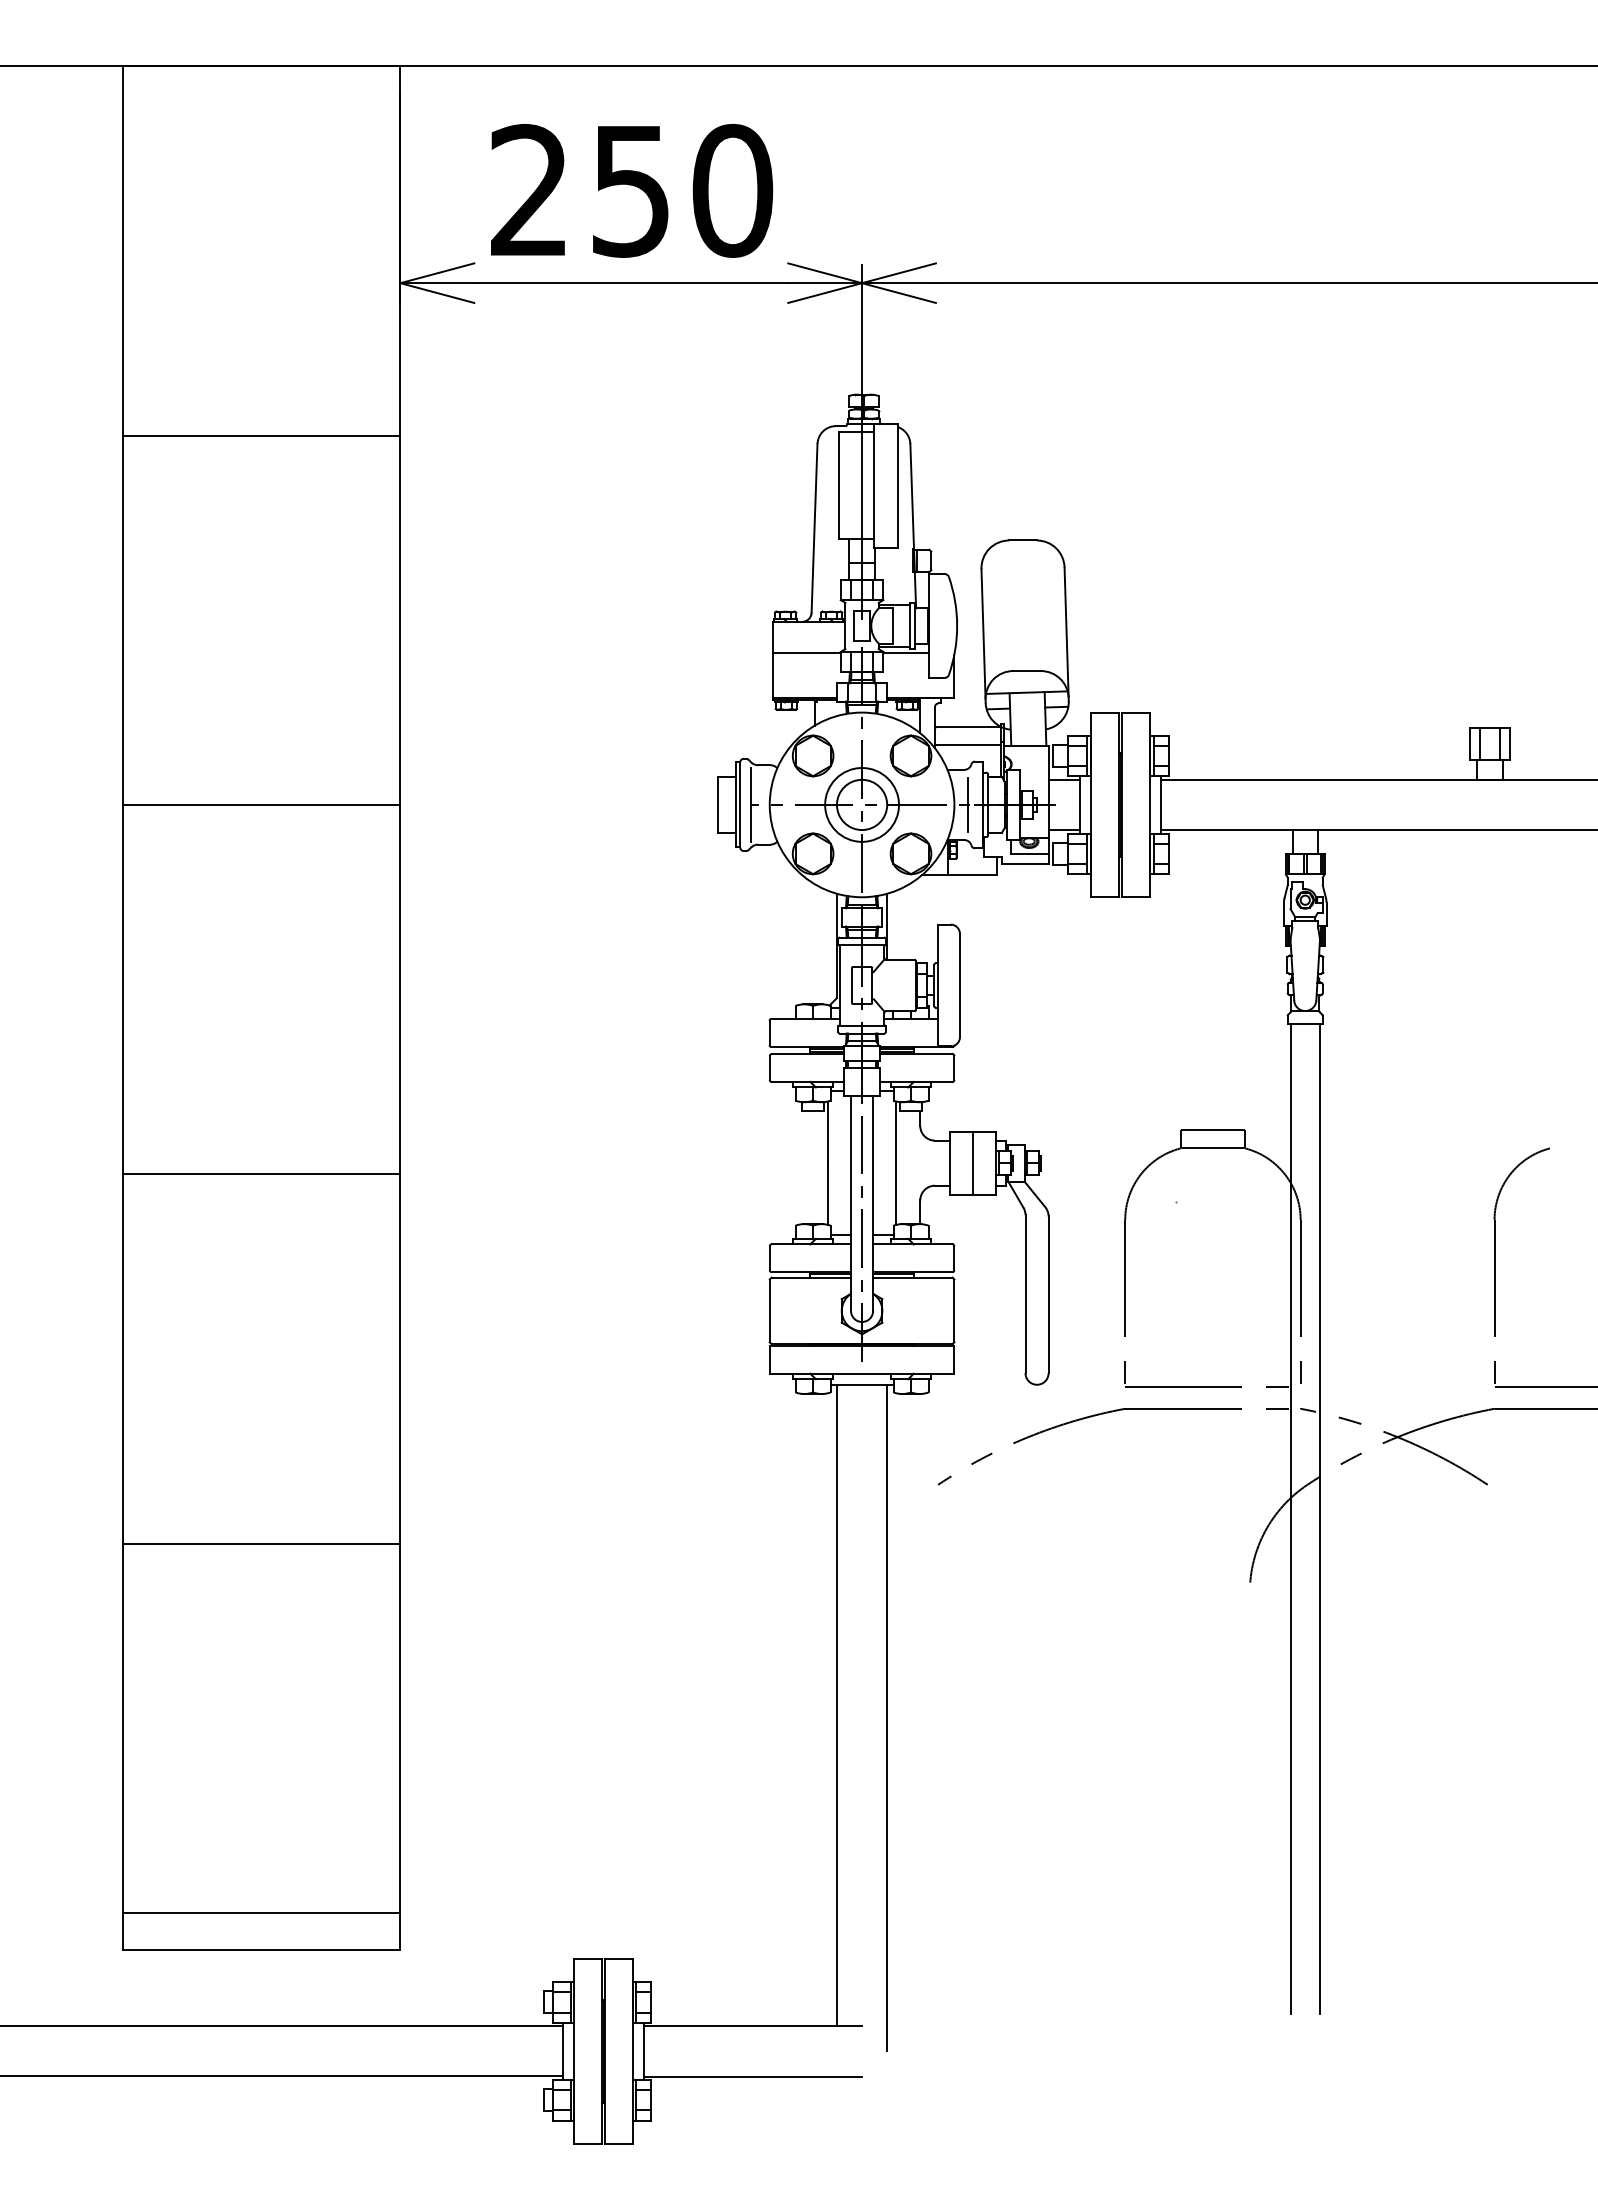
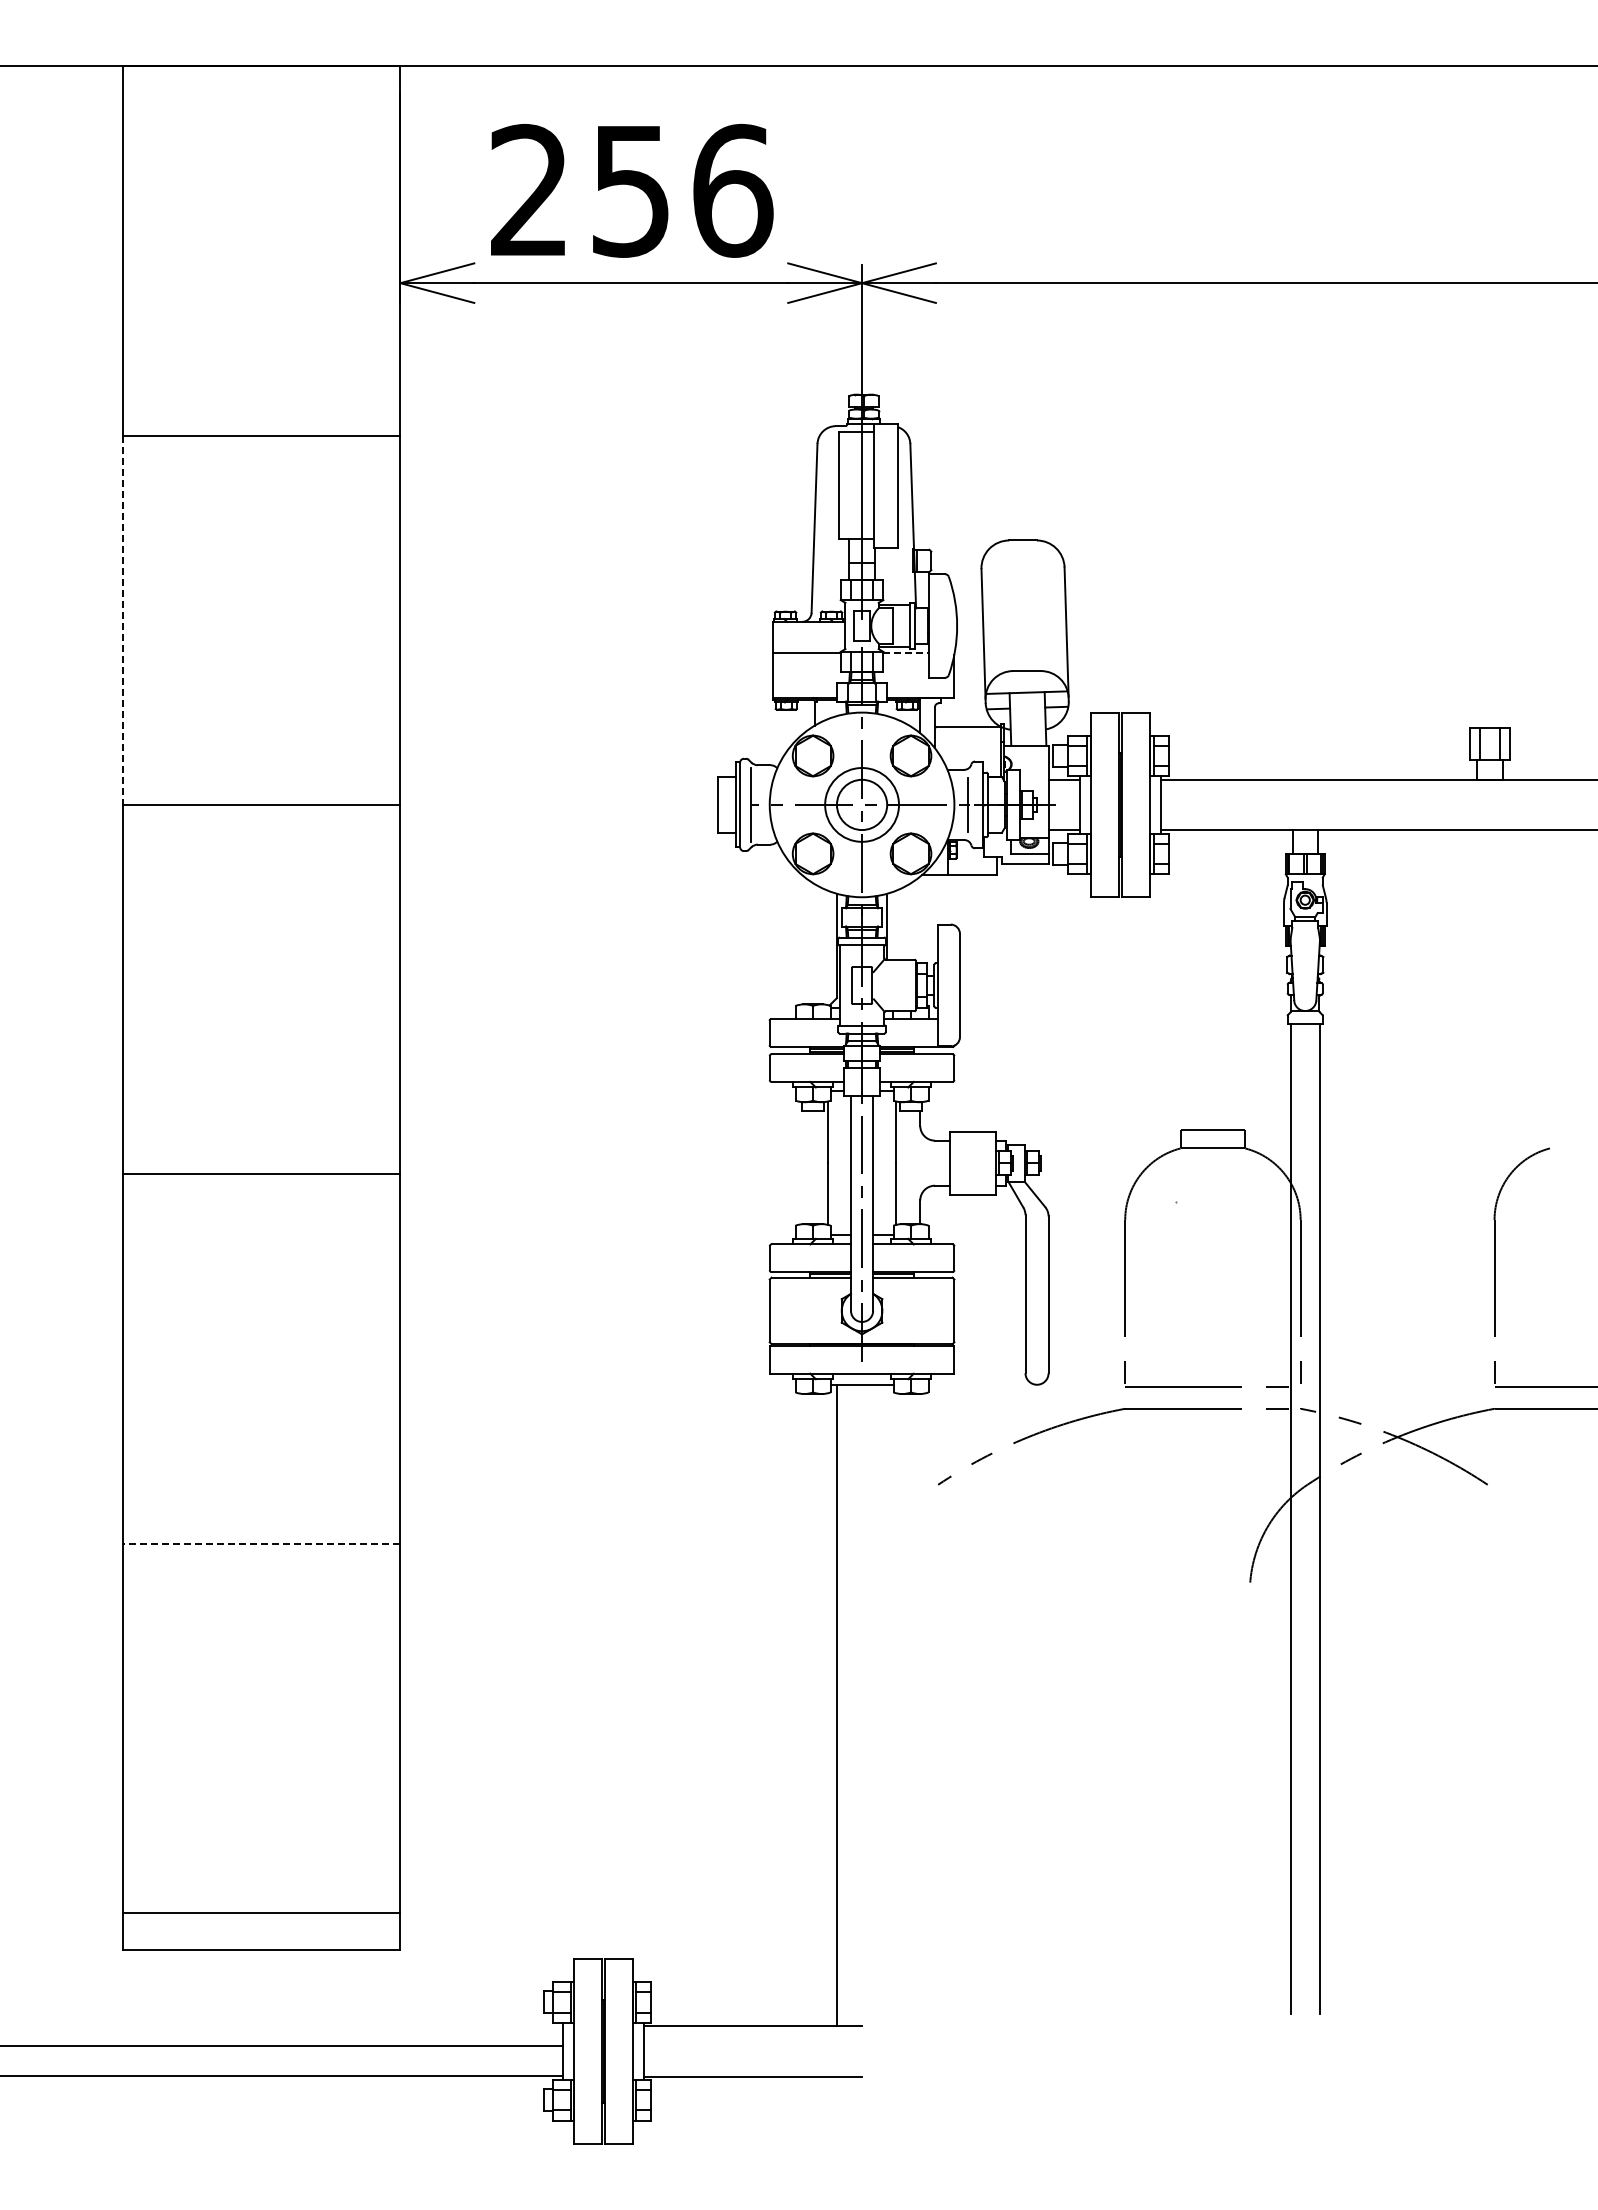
text: 250 -> 256 (732, 190)
line: solid -> dashed (123, 620)
line: solid -> dashed (906, 653)
line: present -> none (967, 745)
line: present -> none (973, 1162)
line: solid -> dashed (261, 1543)
line: present -> none (887, 1717)
line position: (282, 2026) -> (282, 2046) (282, 2046)
